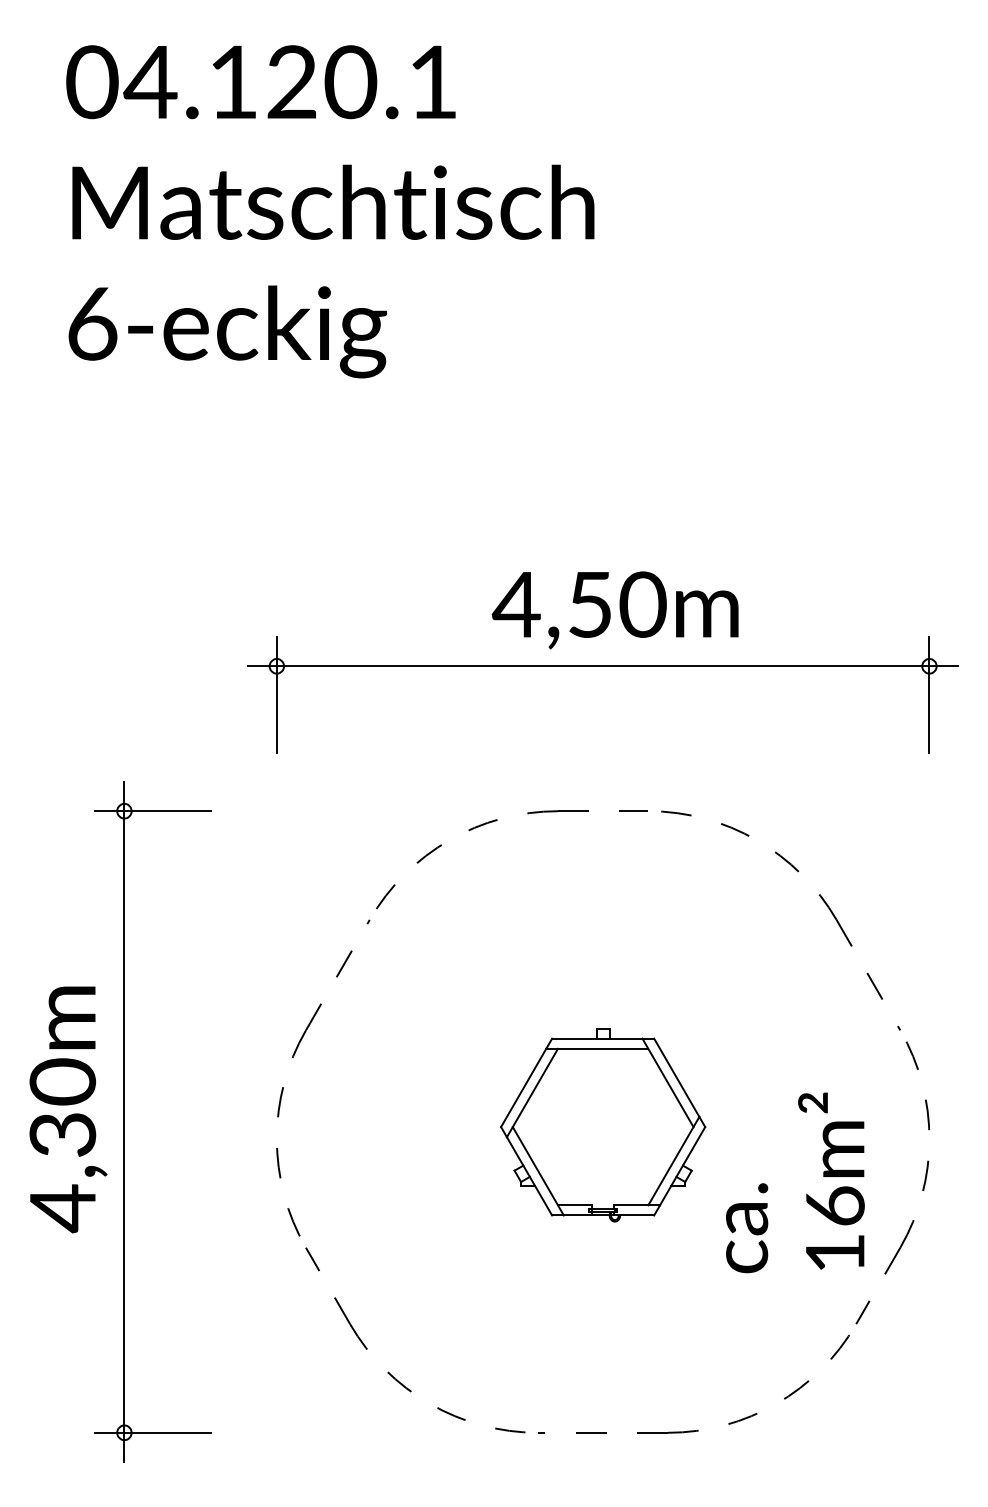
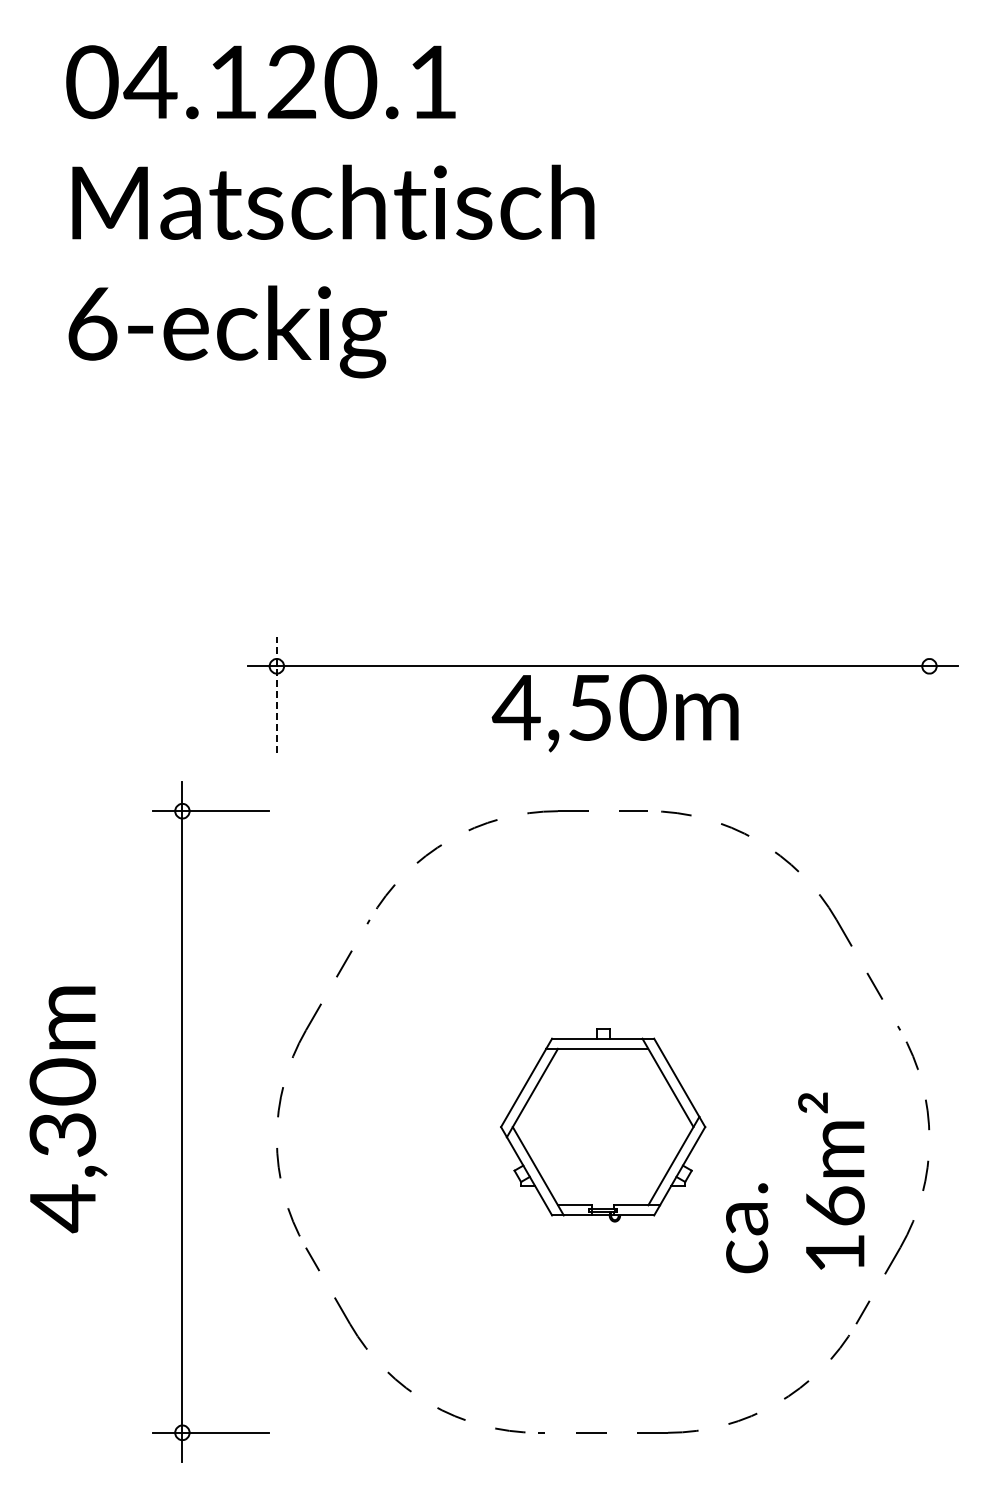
text position: (614, 610) -> (614, 713) (614, 713)
line: solid -> dashed (276, 695)
line: present -> none (929, 695)
part position: (124, 1121) -> (182, 1121) (182, 1121)
